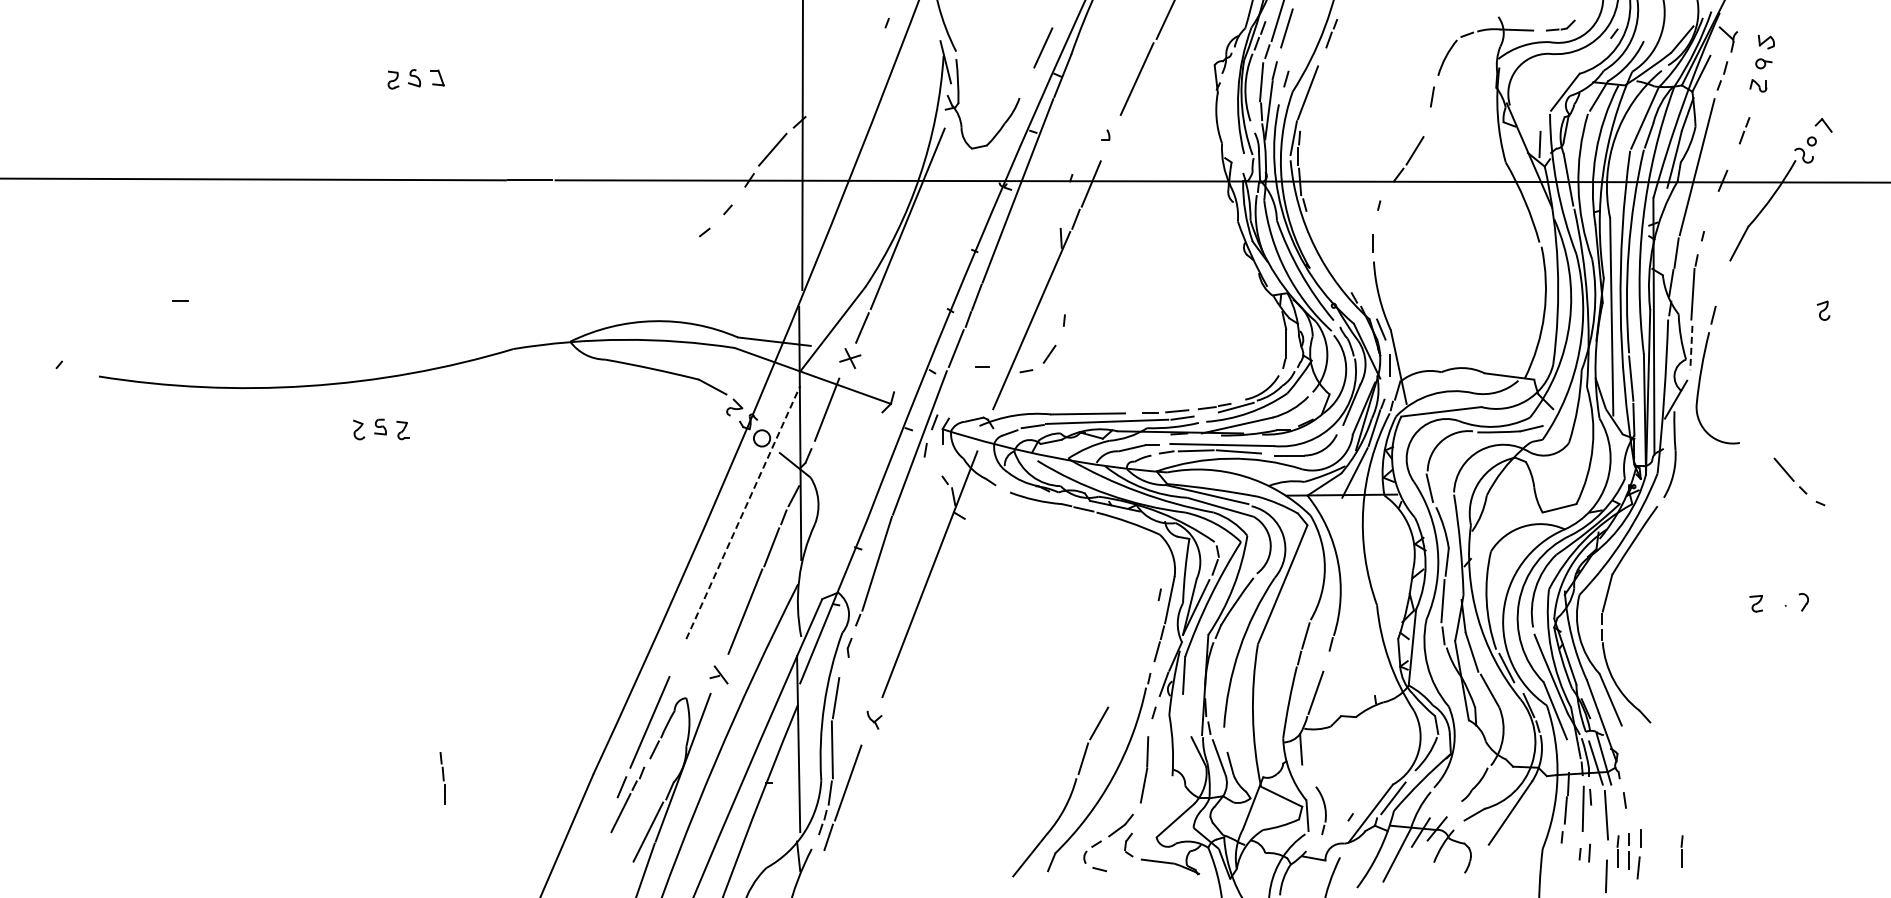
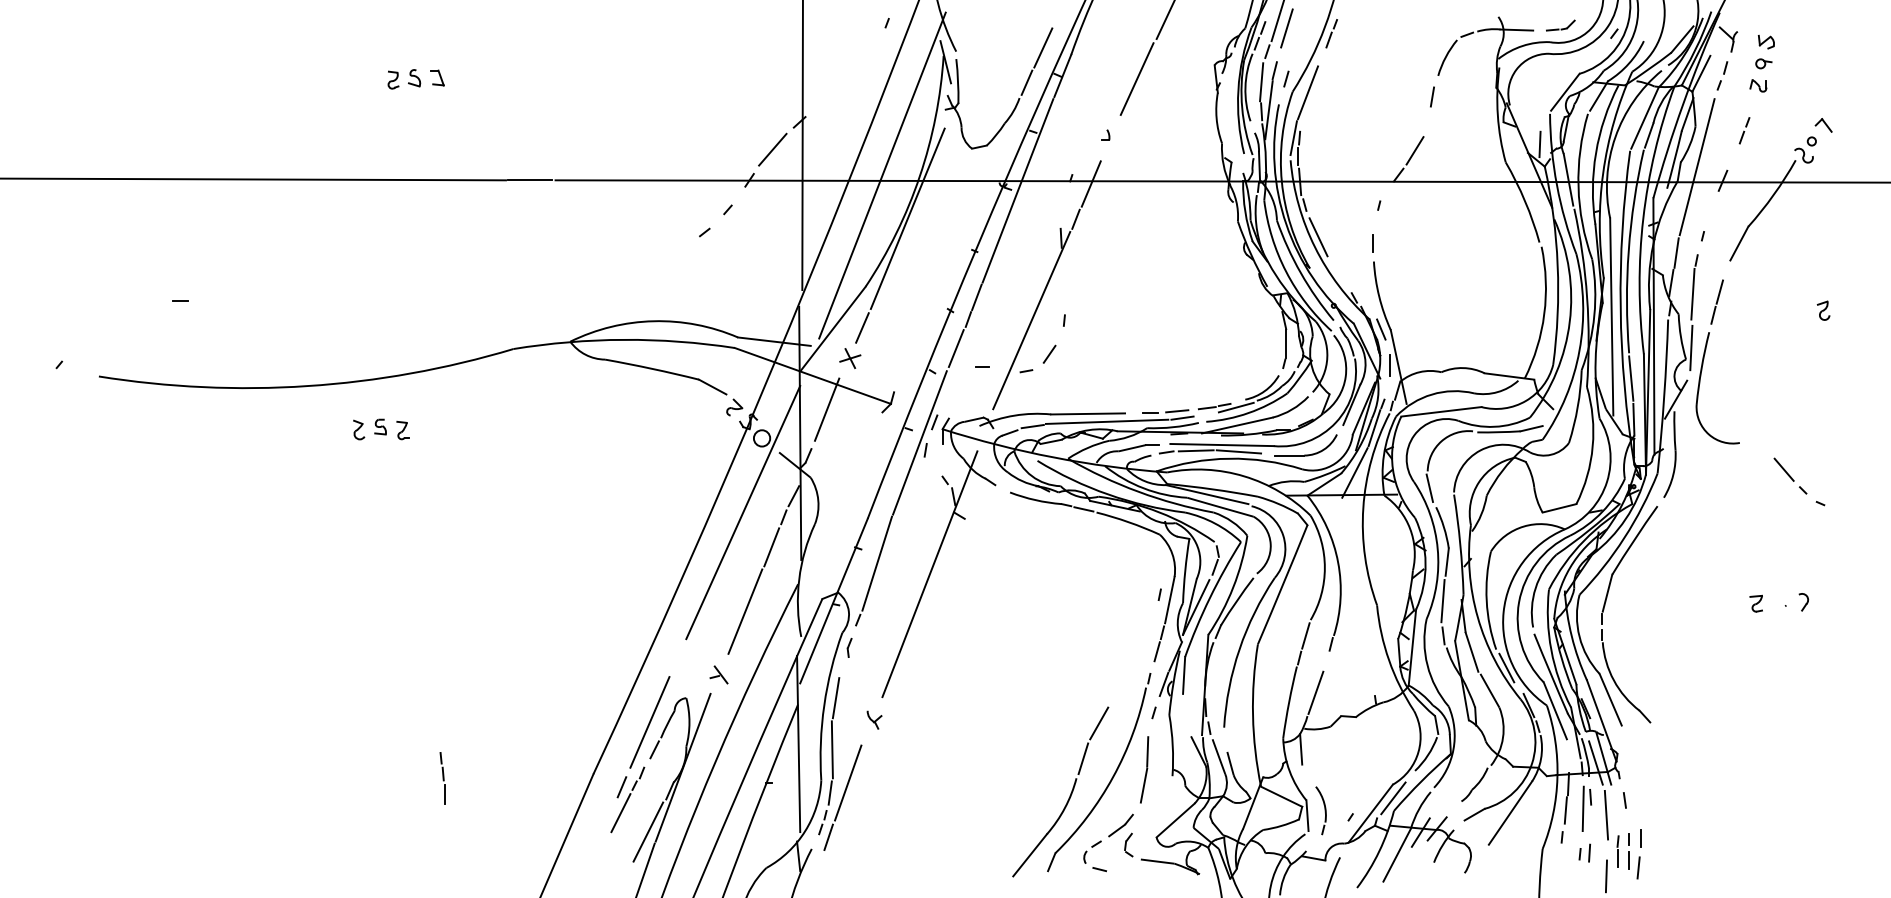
line: none -> present (1026, 82)
line: none -> present (882, 175)
line: none -> present (1318, 237)
line: none -> present (1719, 291)
line: dashed -> solid (1691, 348)
line: dashed -> solid (743, 512)
part: present -> none (1681, 851)
